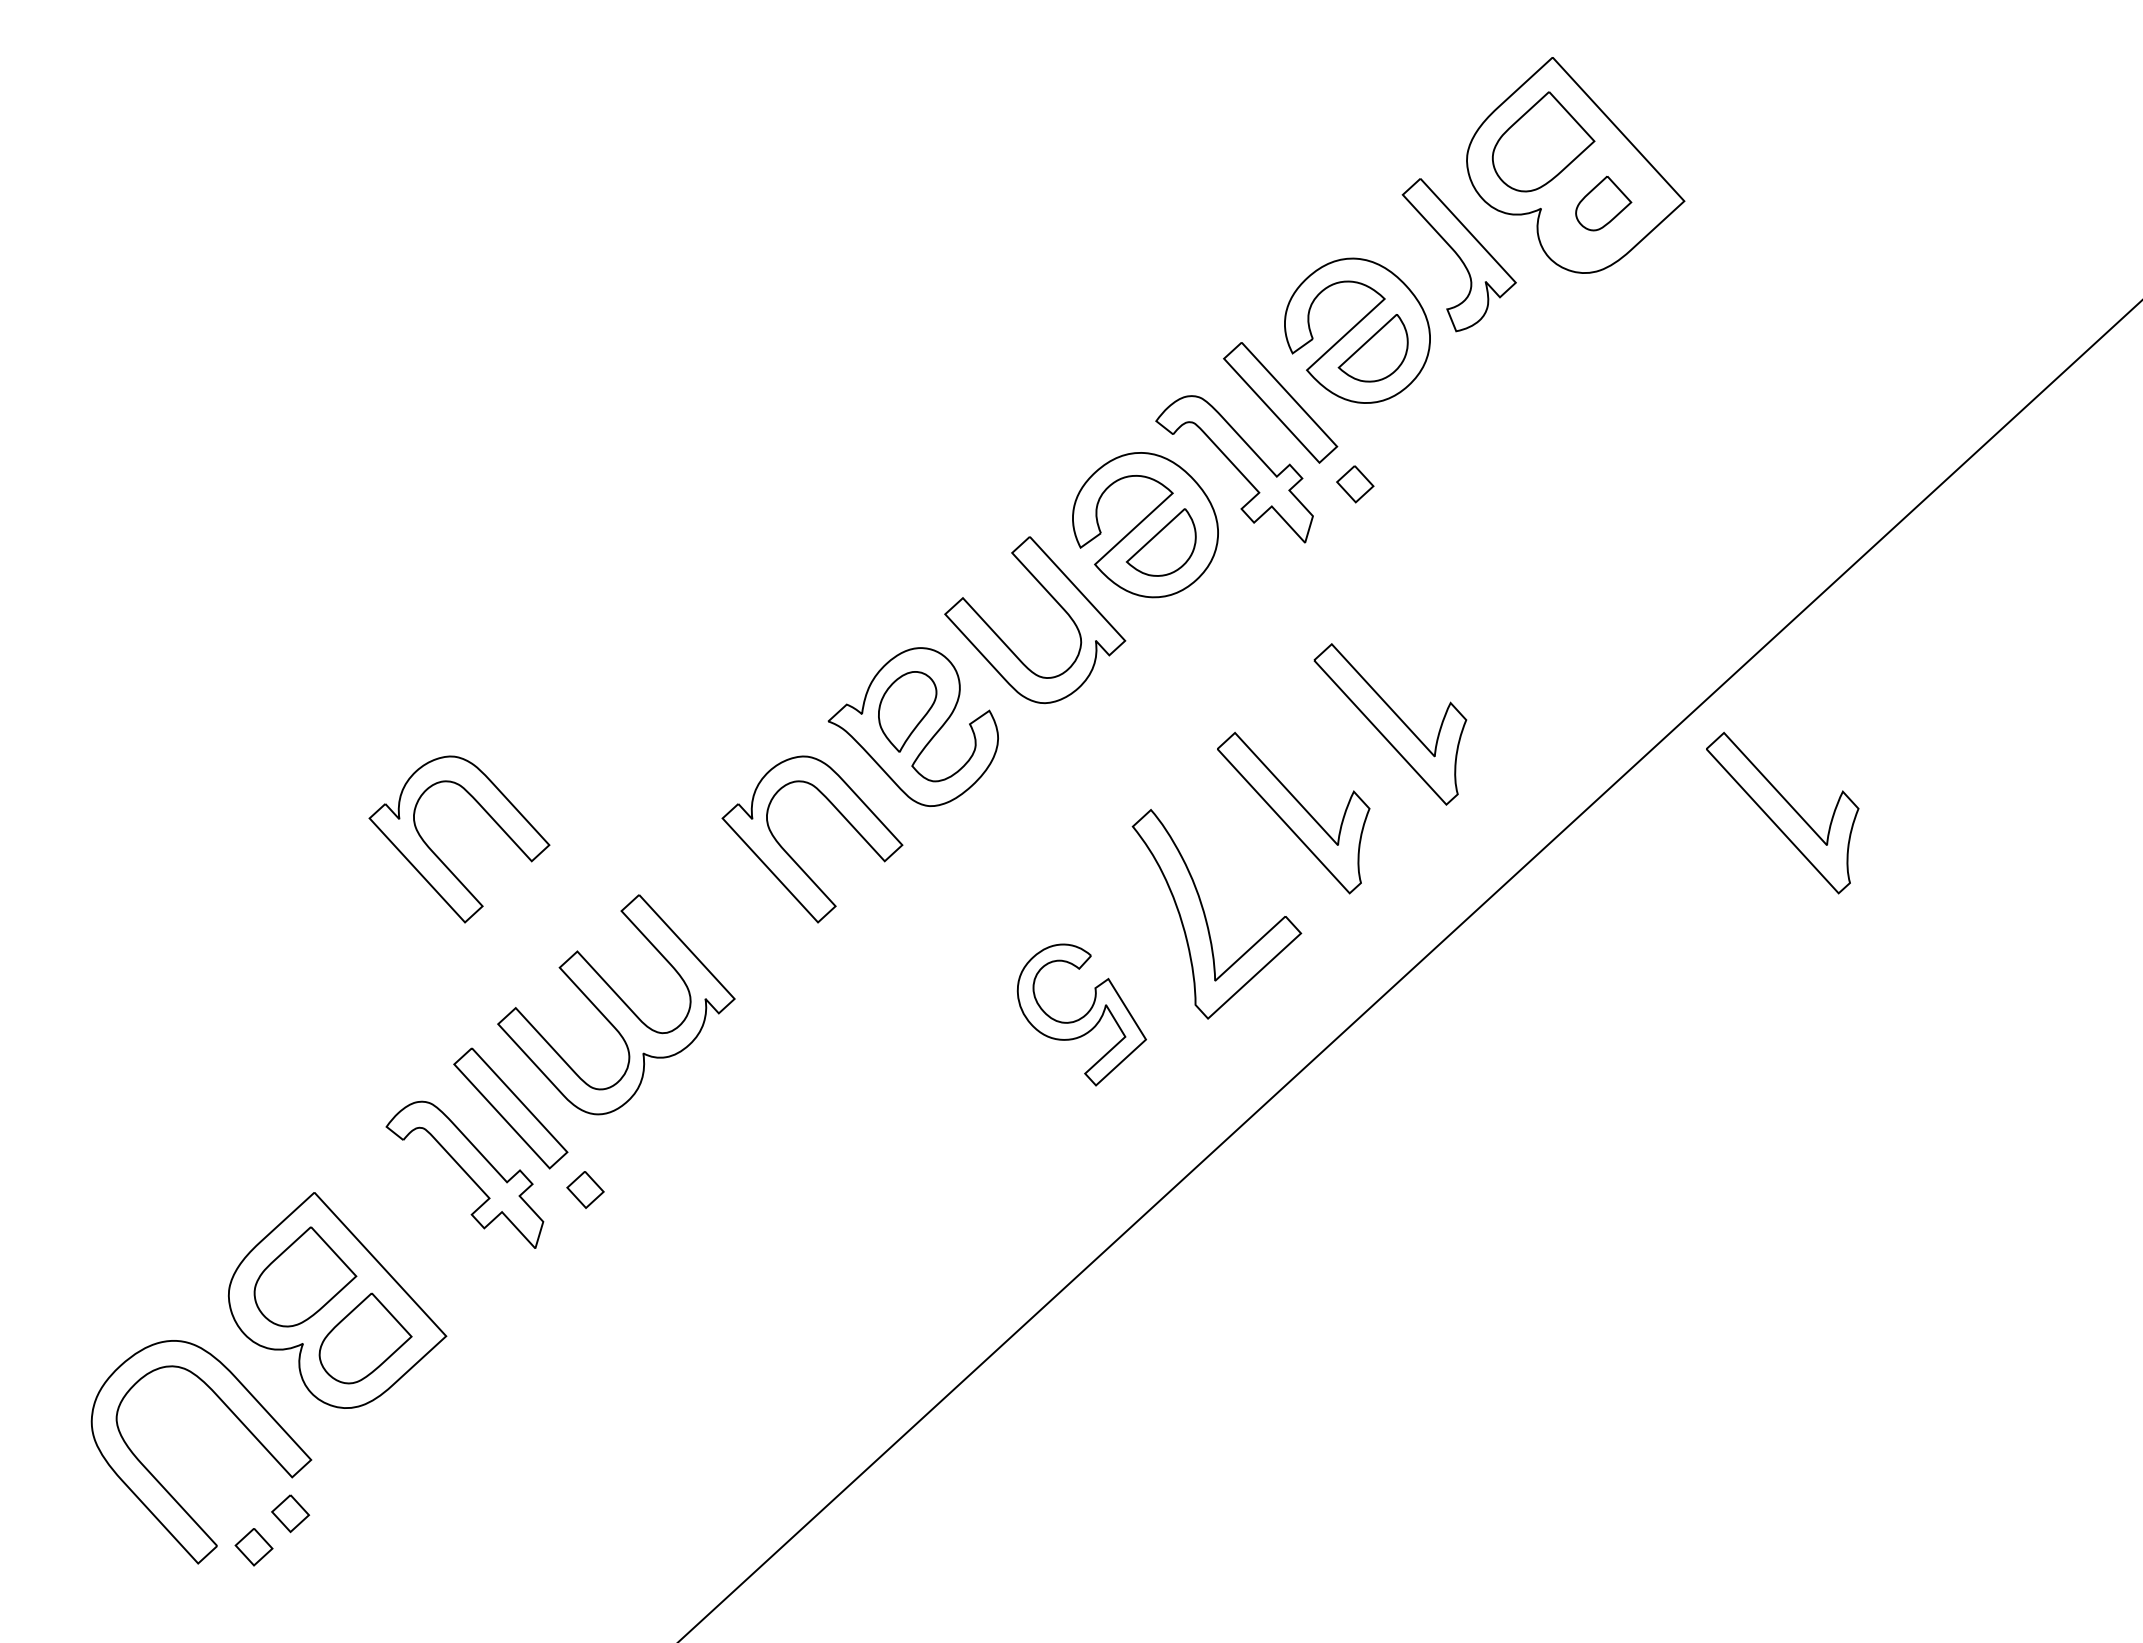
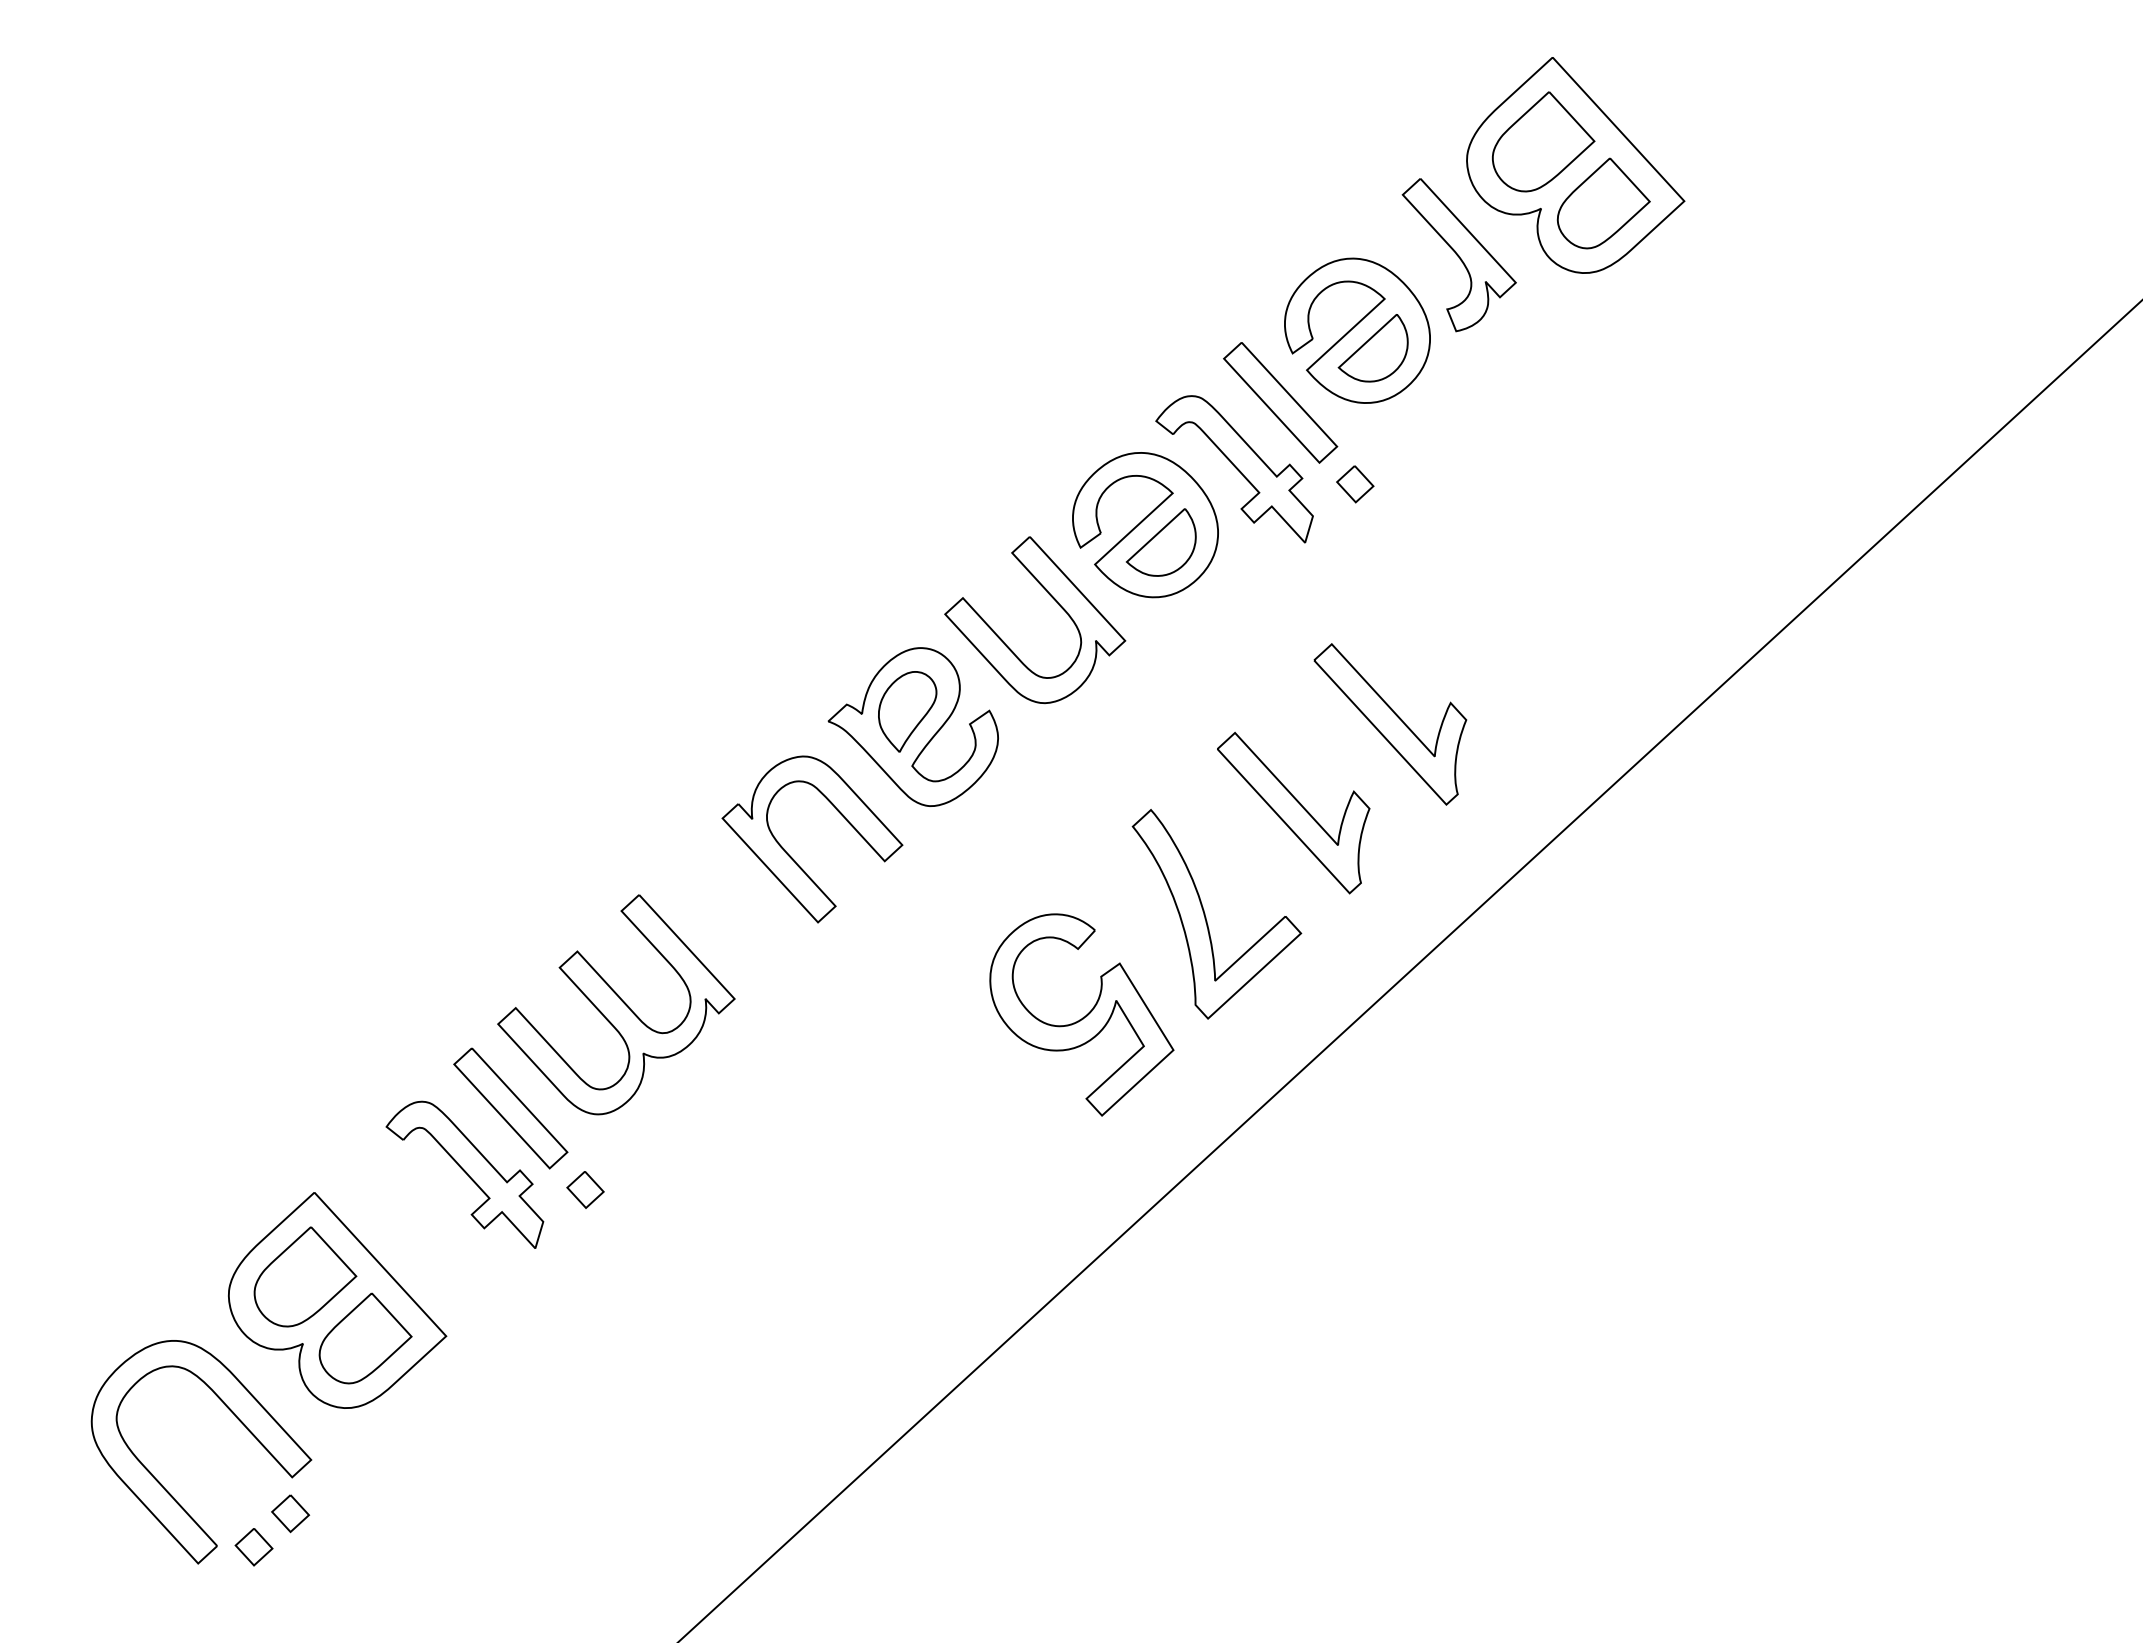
part size: 58x57 px -> 95x93 px (1603, 203)
part: present -> none (1782, 812)
part: present -> none (440, 858)
part size: 131x144 px -> 186x204 px (1081, 1014)
